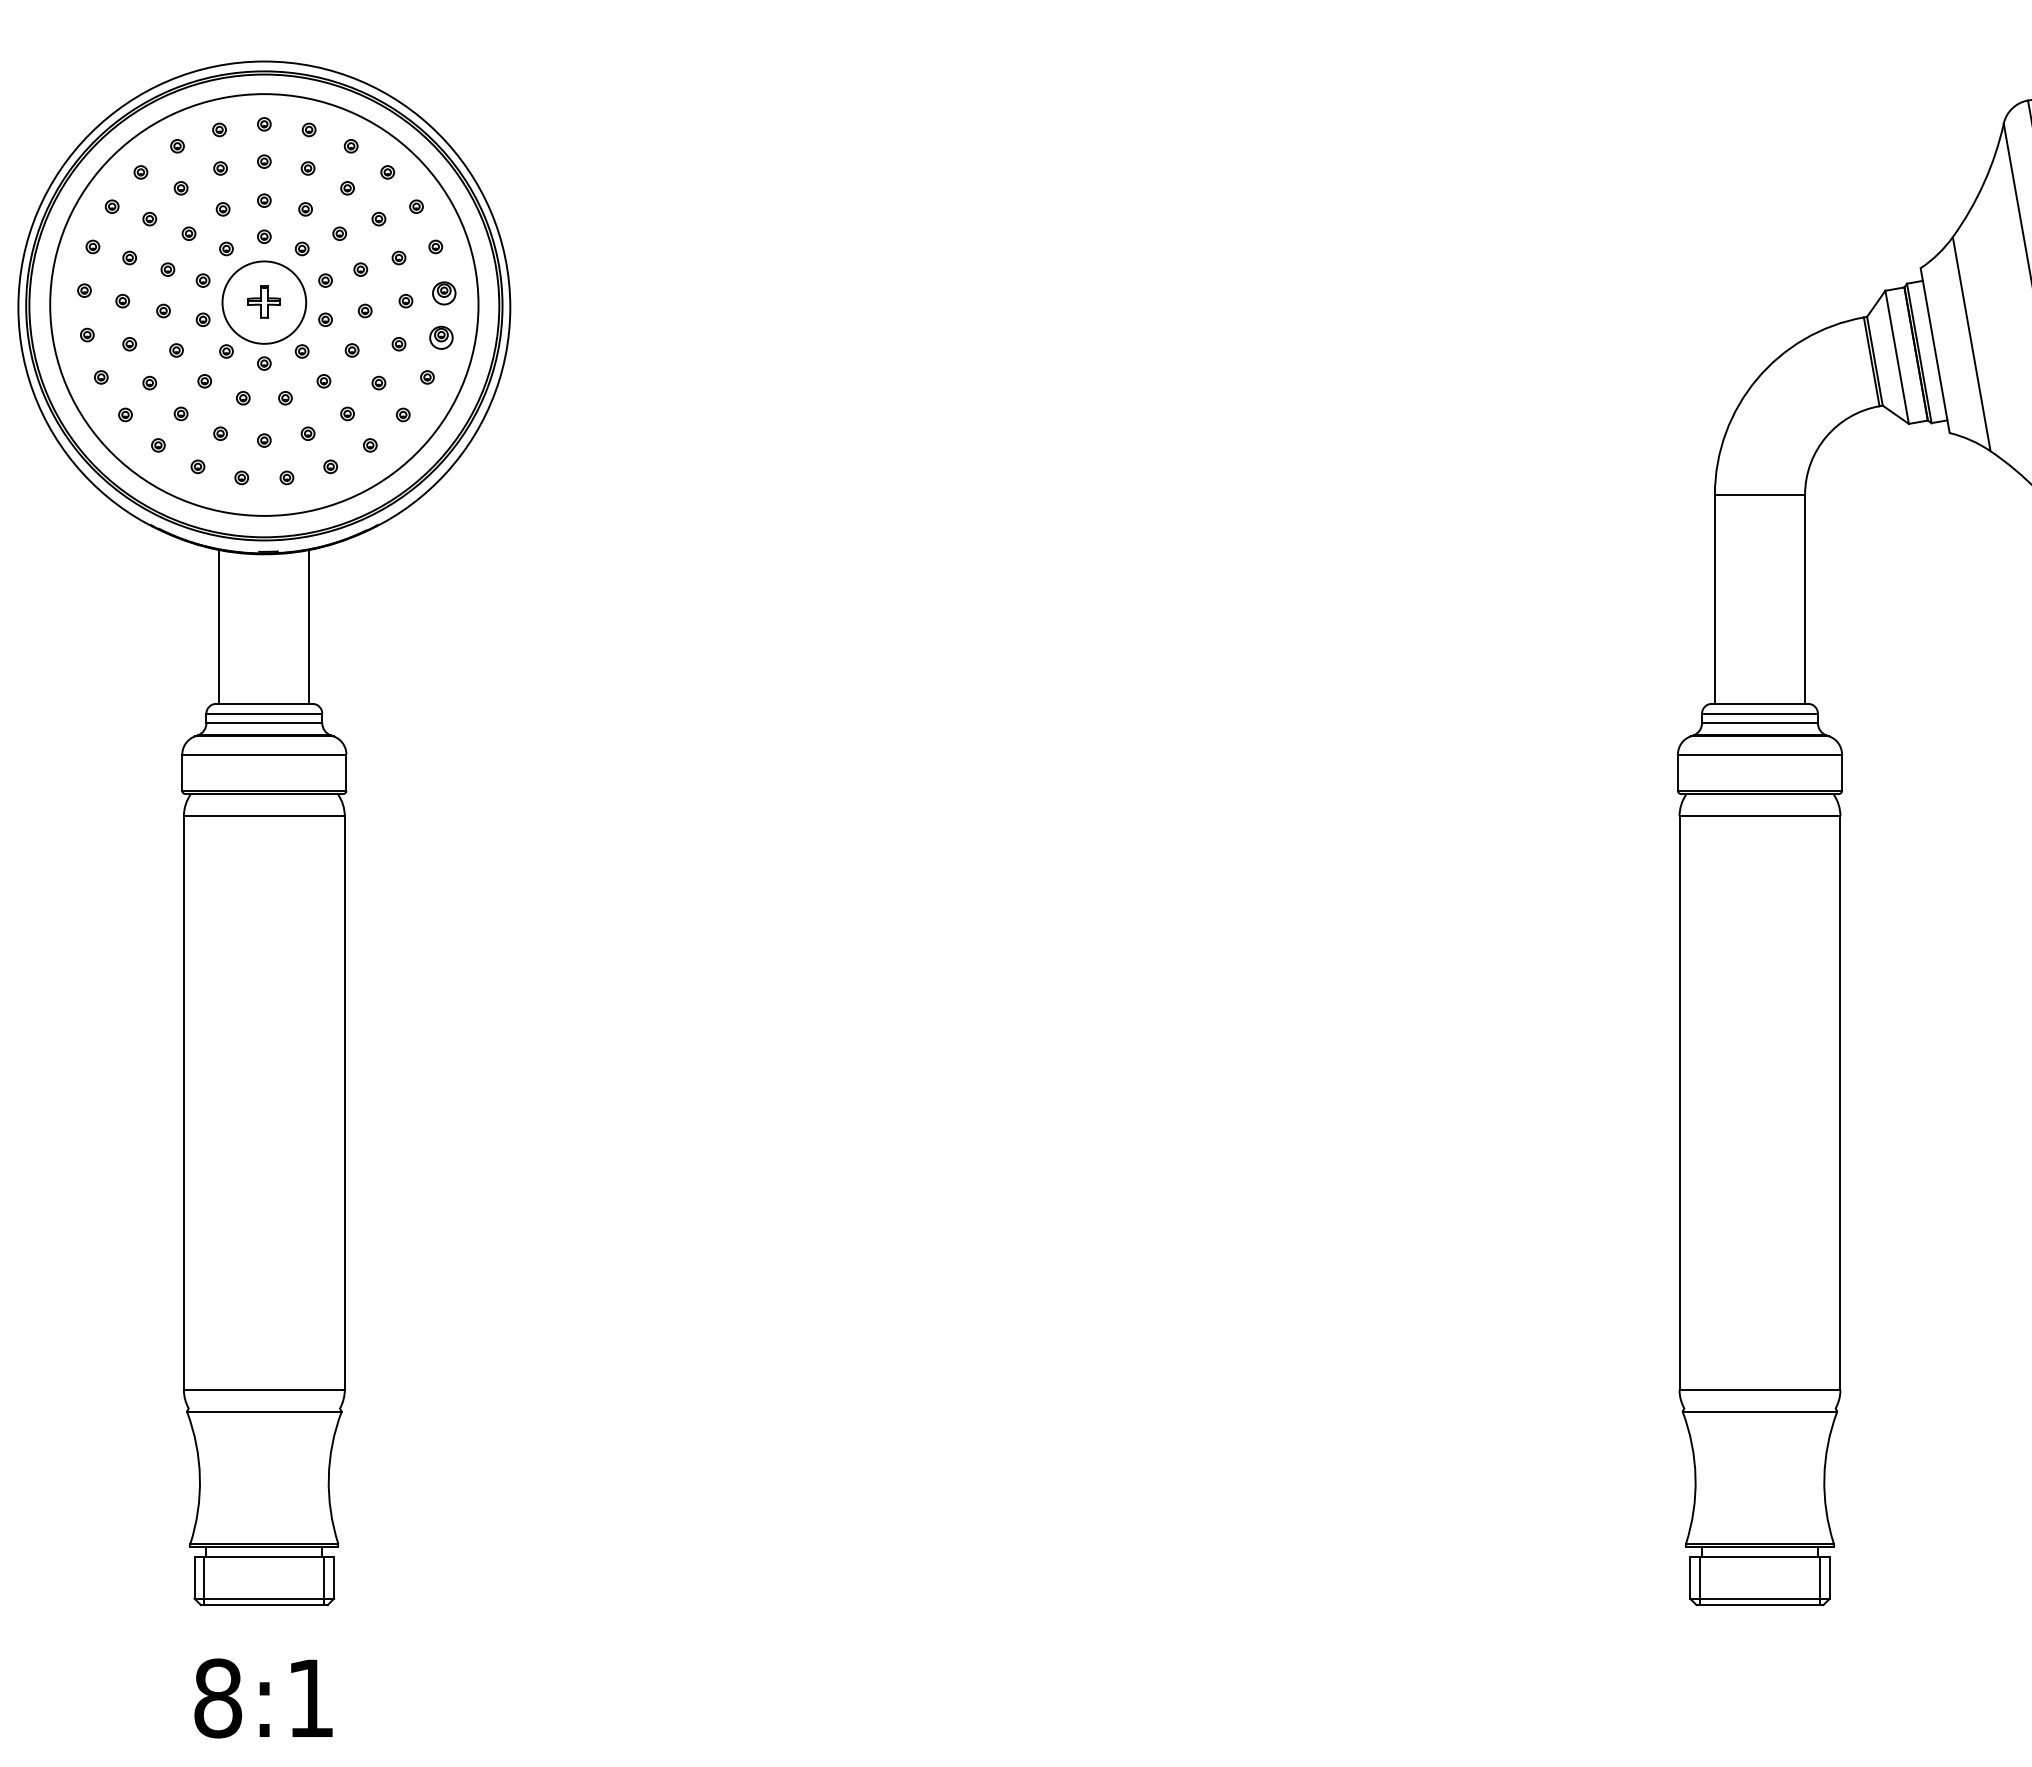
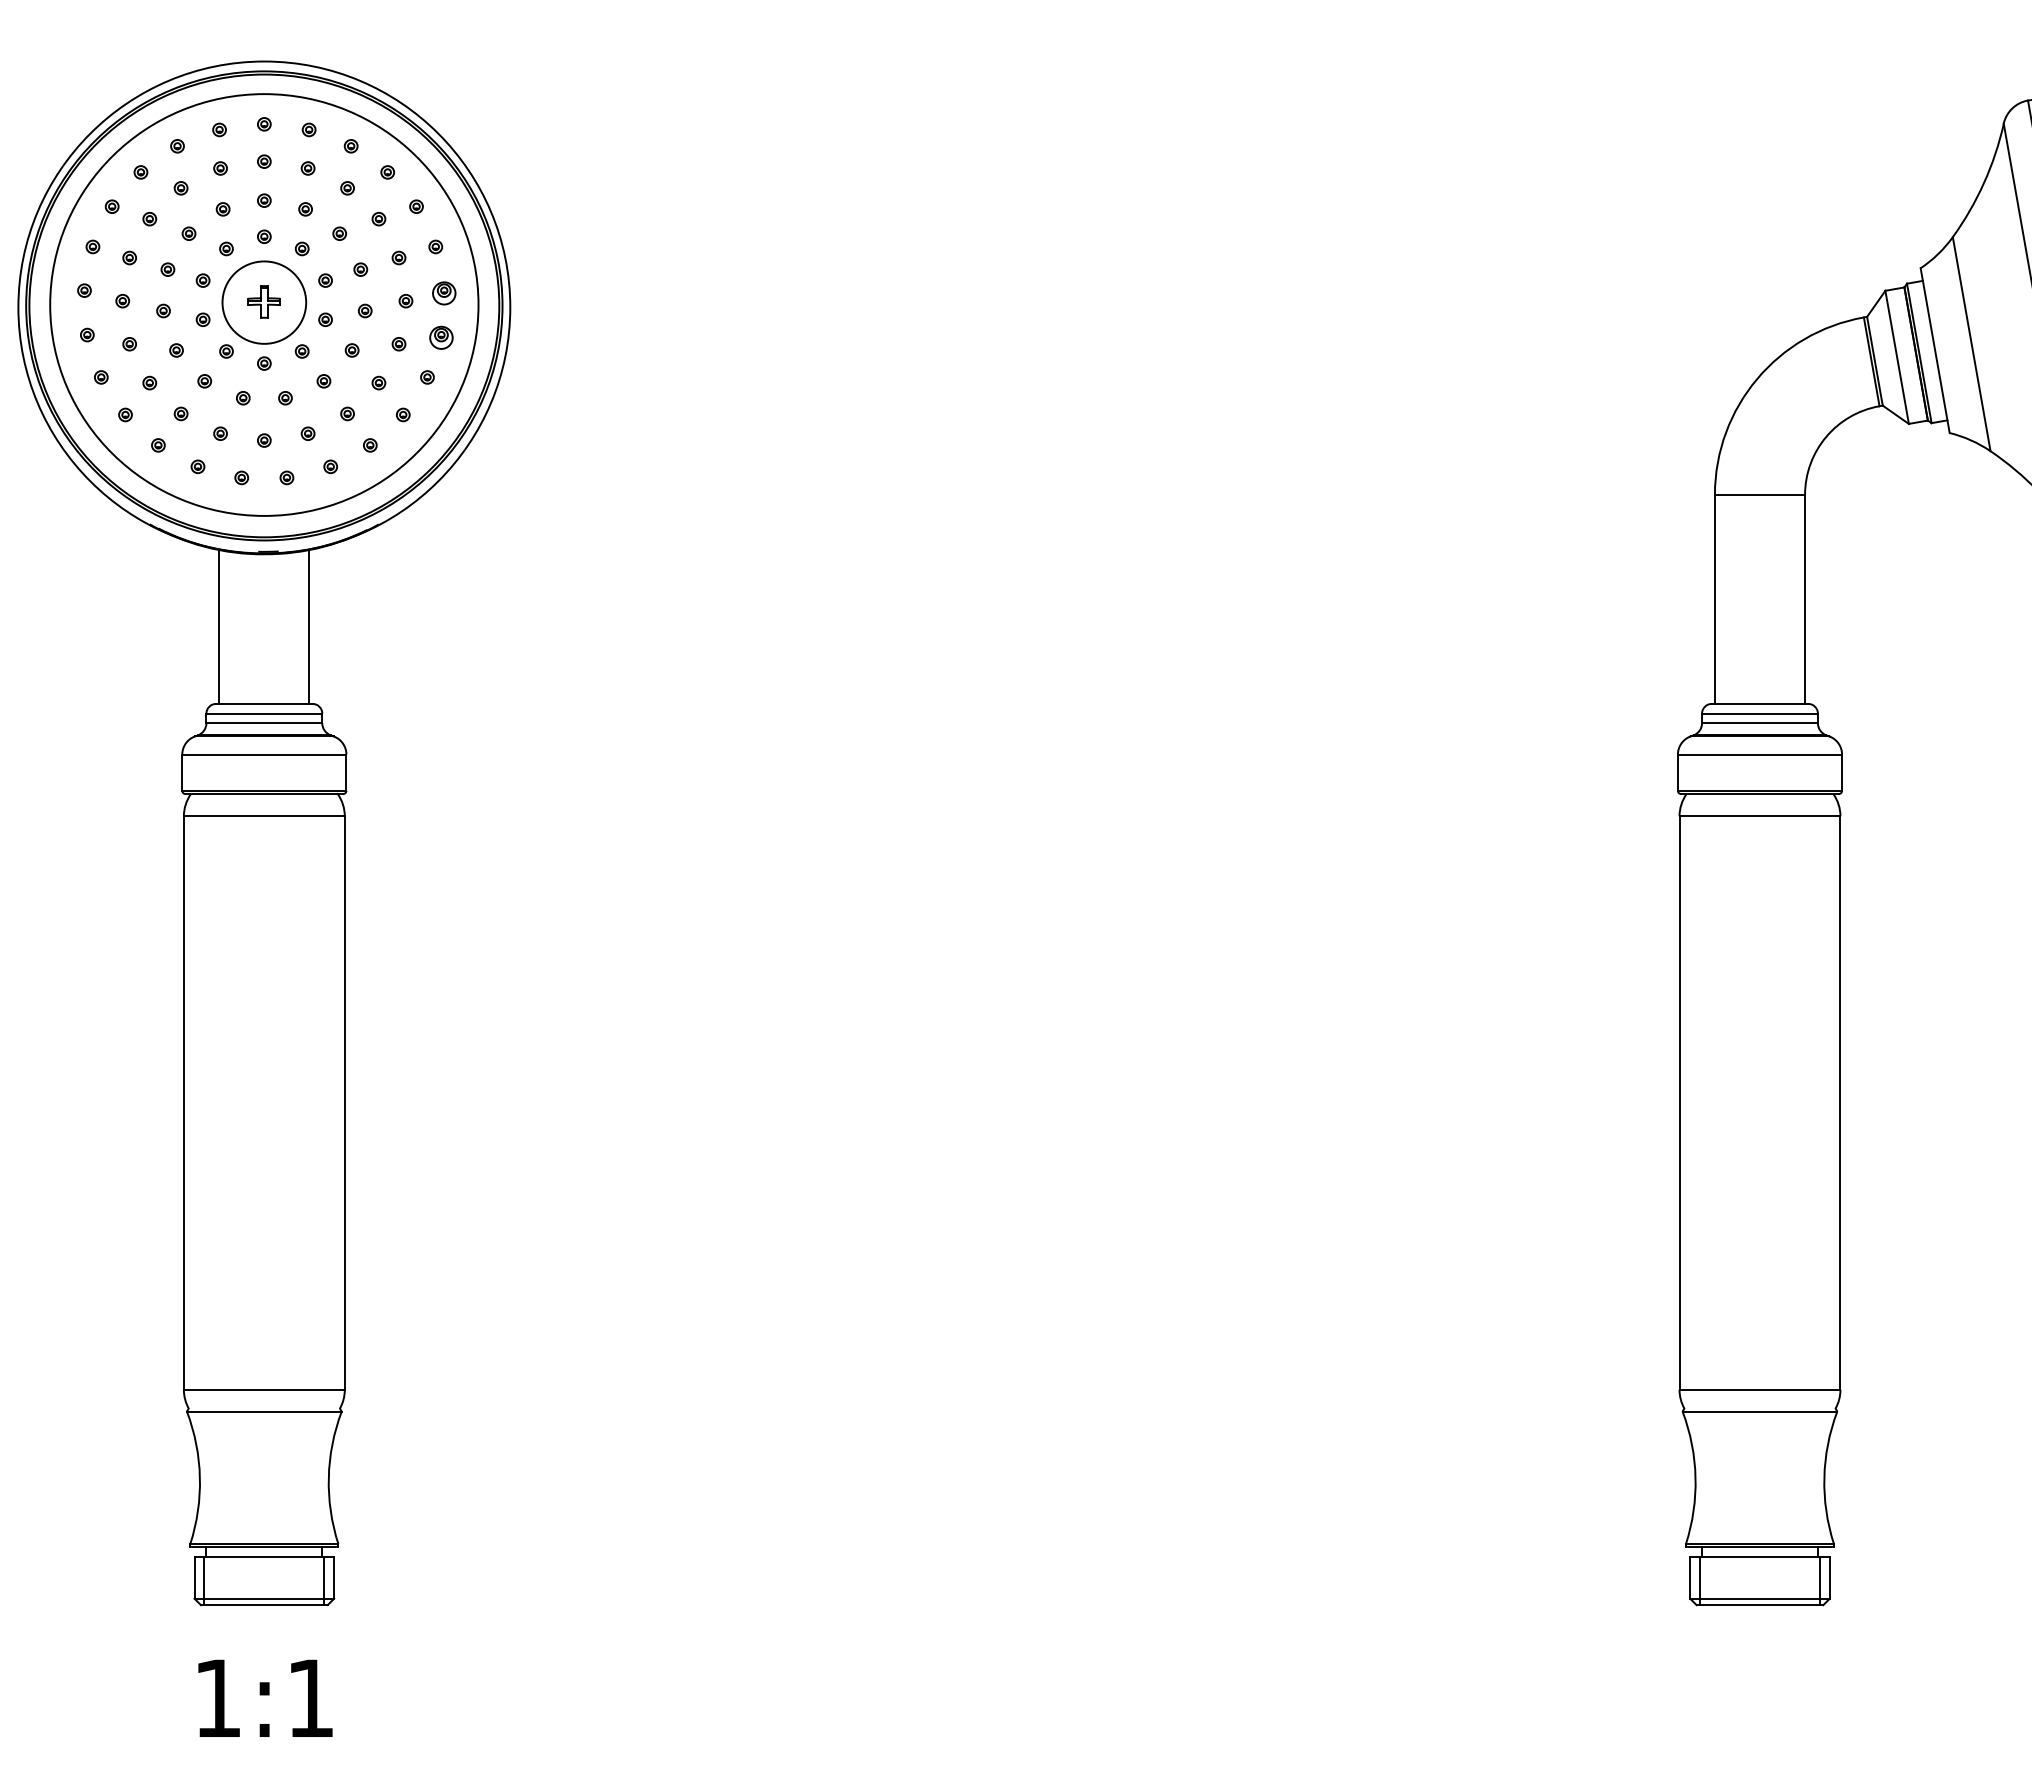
text: 8:1 -> 1:1 (218, 1698)
